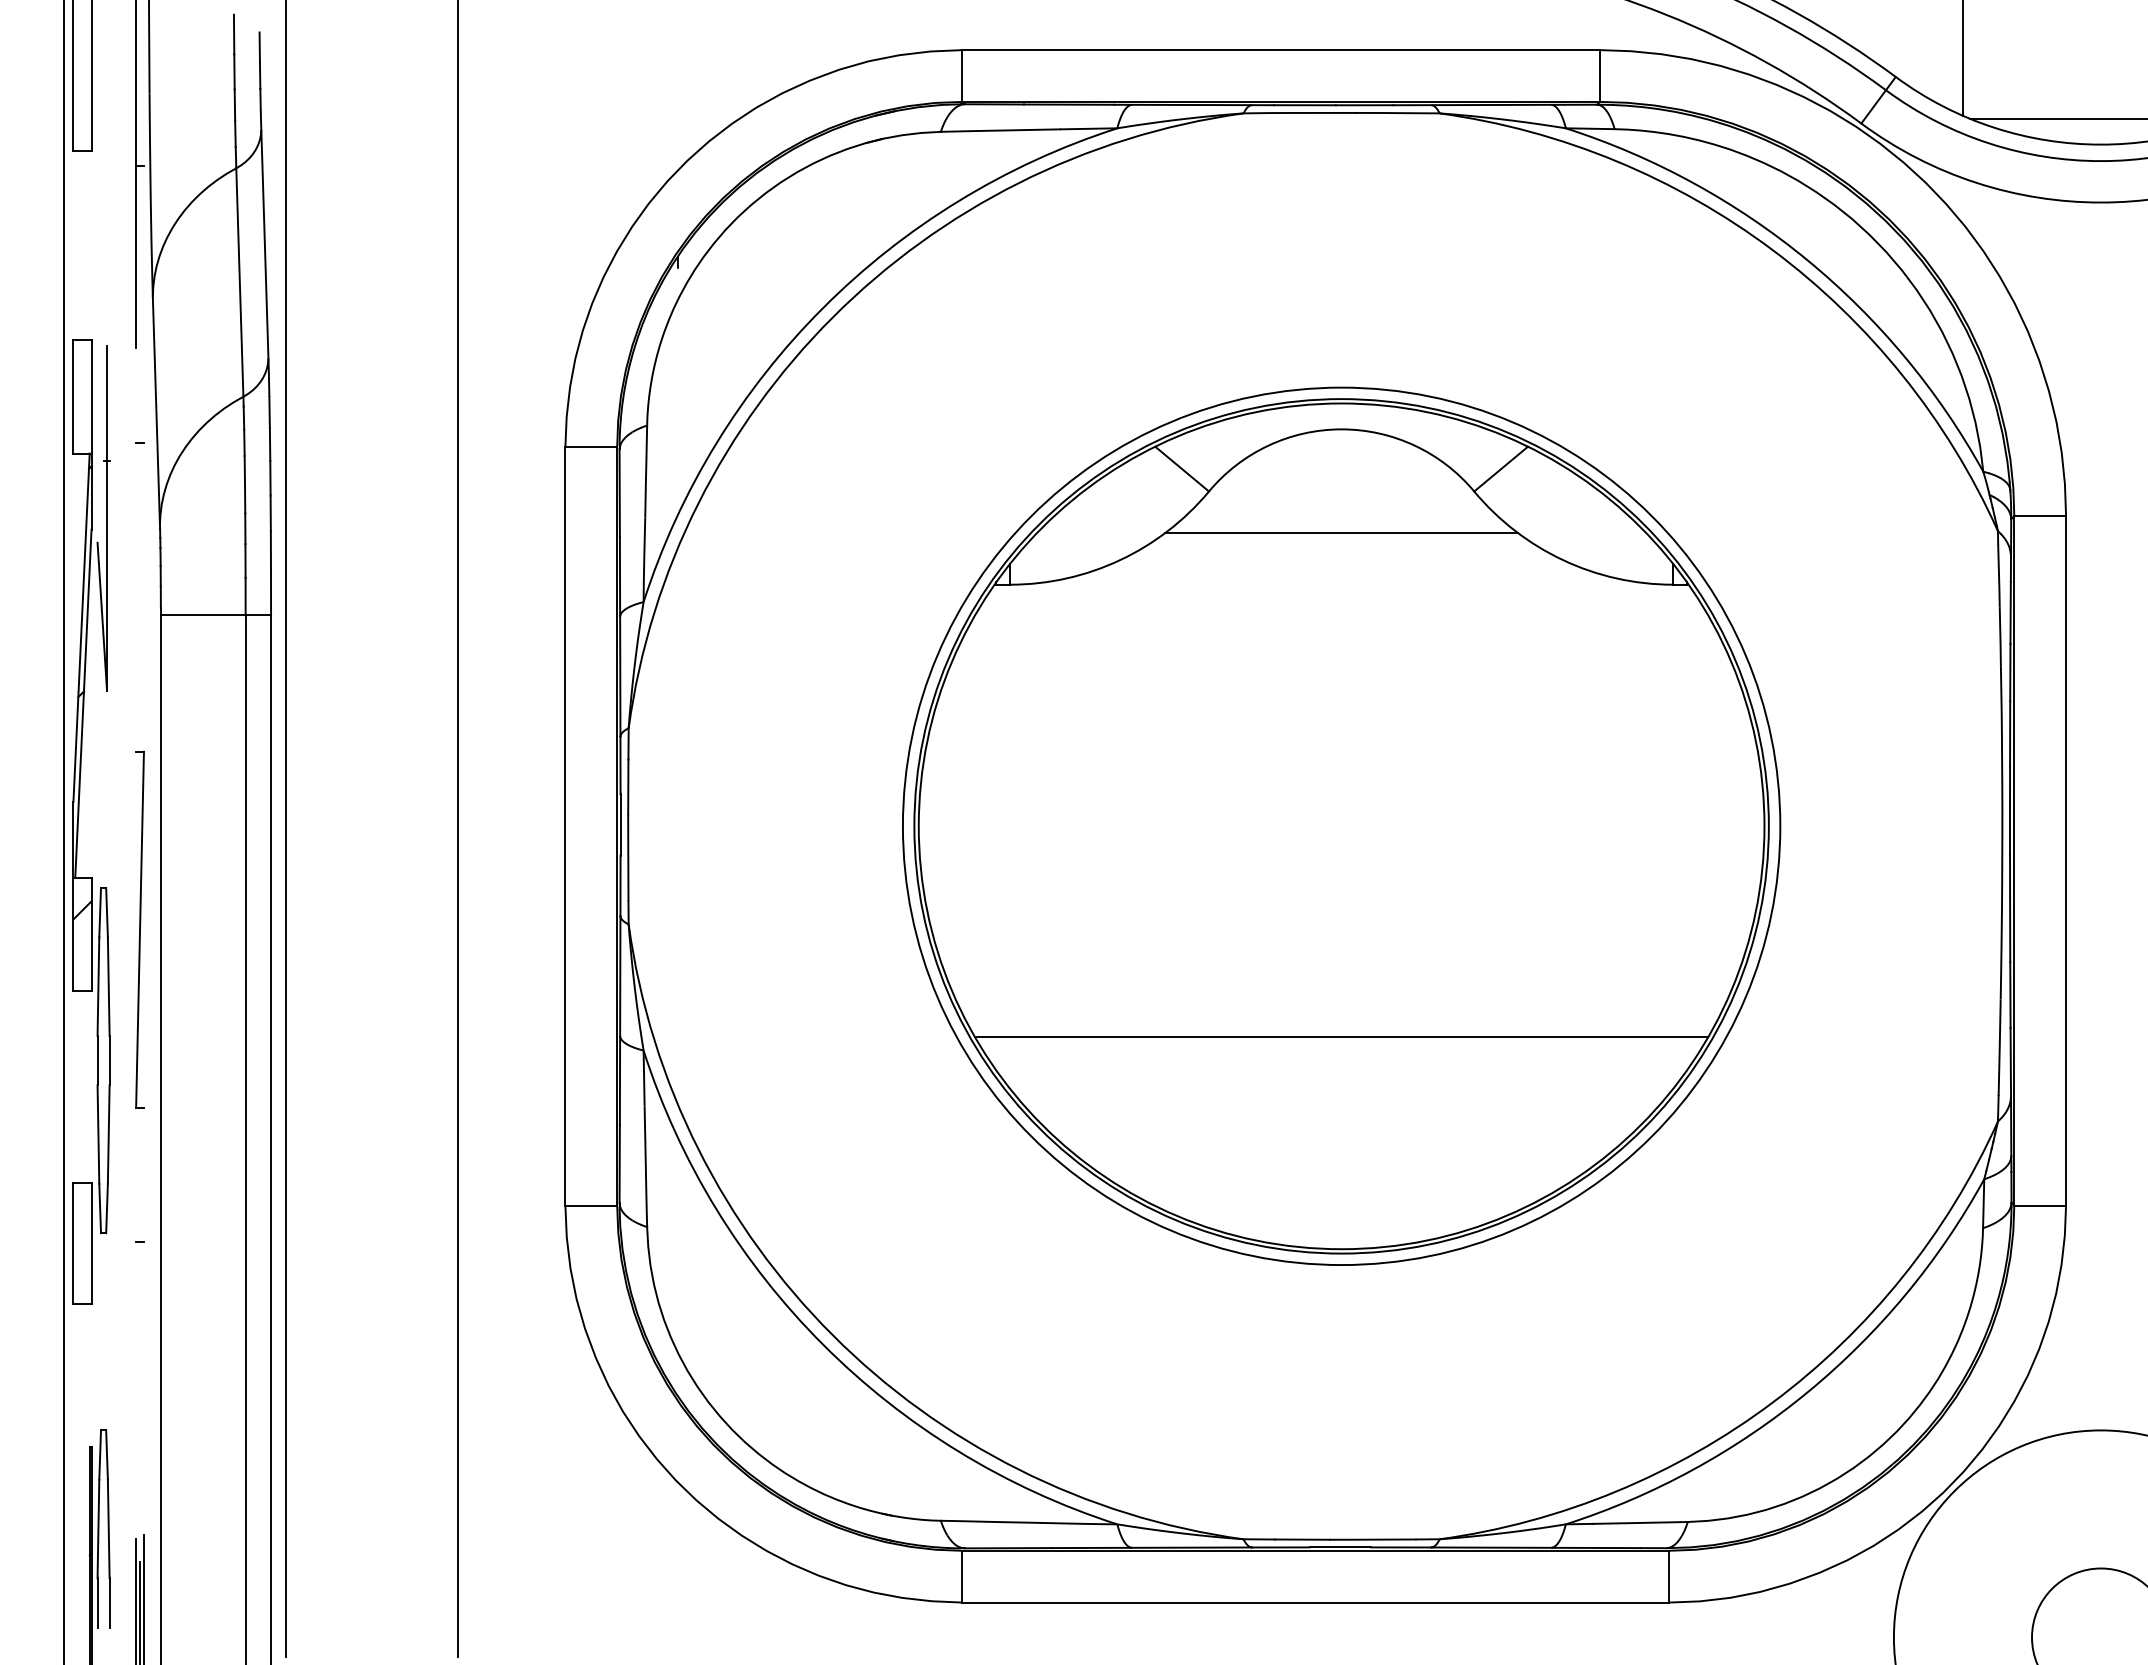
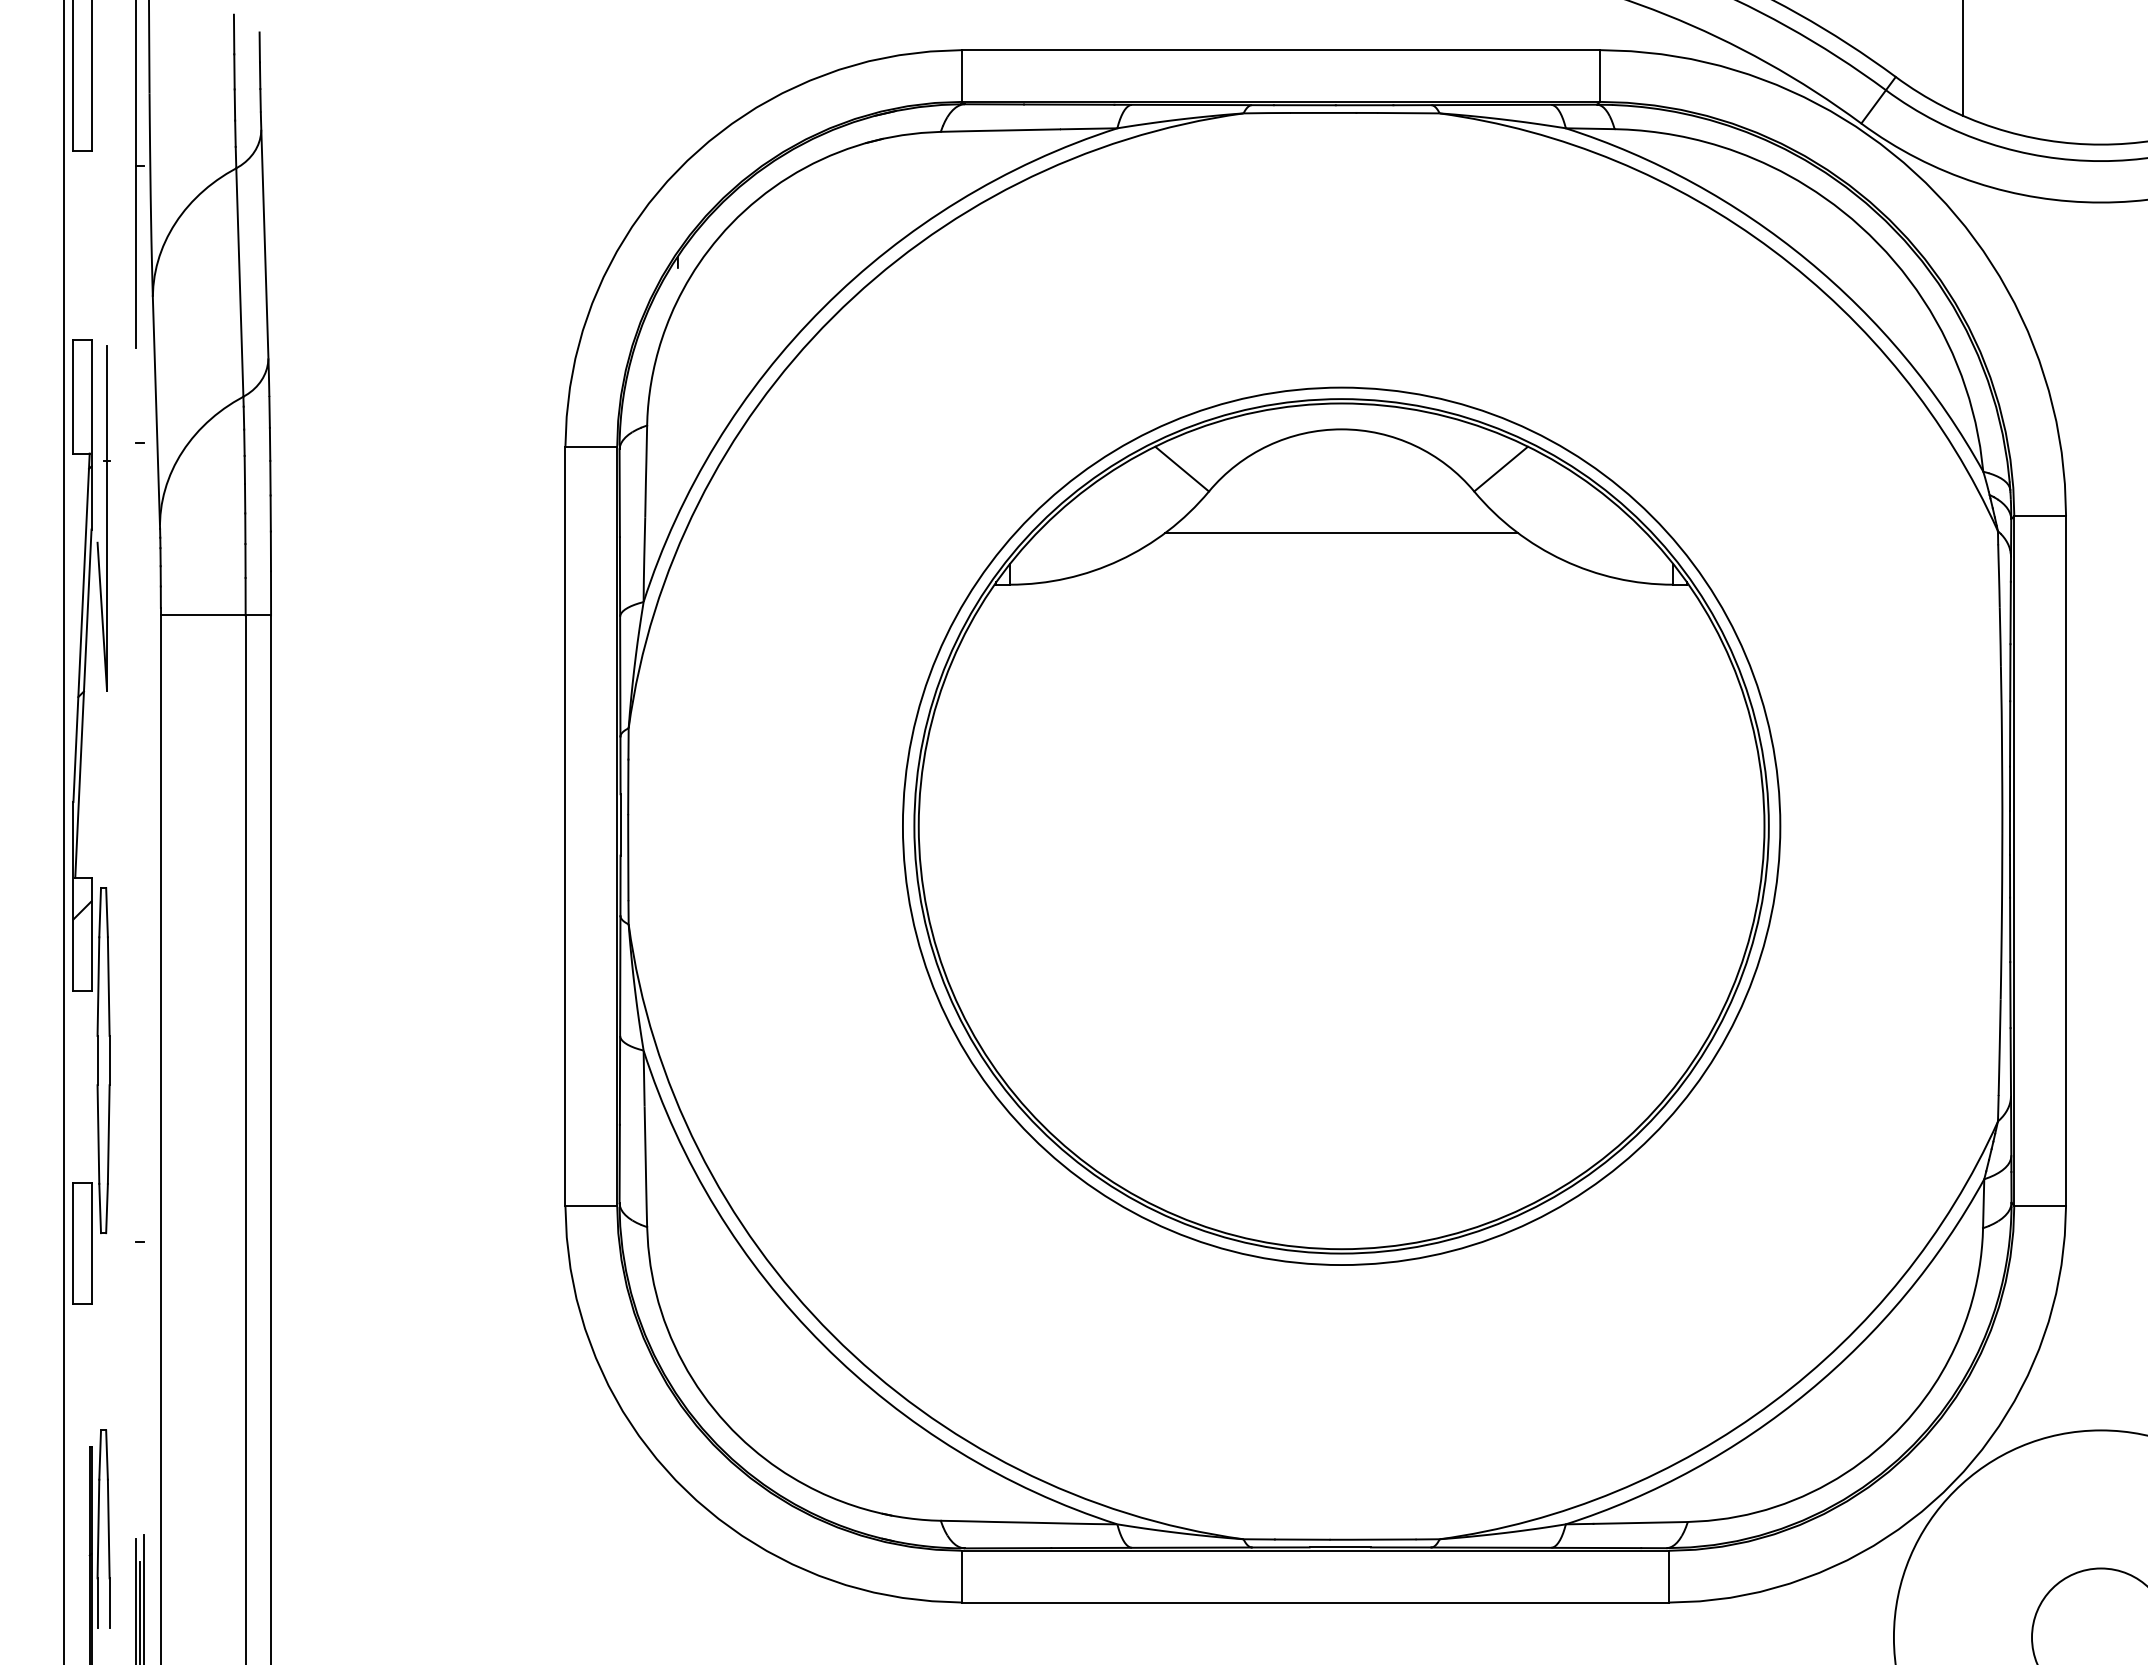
line: present -> none (2057, 118)
line: present -> none (285, 829)
line: present -> none (458, 829)
part: present -> none (139, 929)
line: present -> none (1341, 1037)
